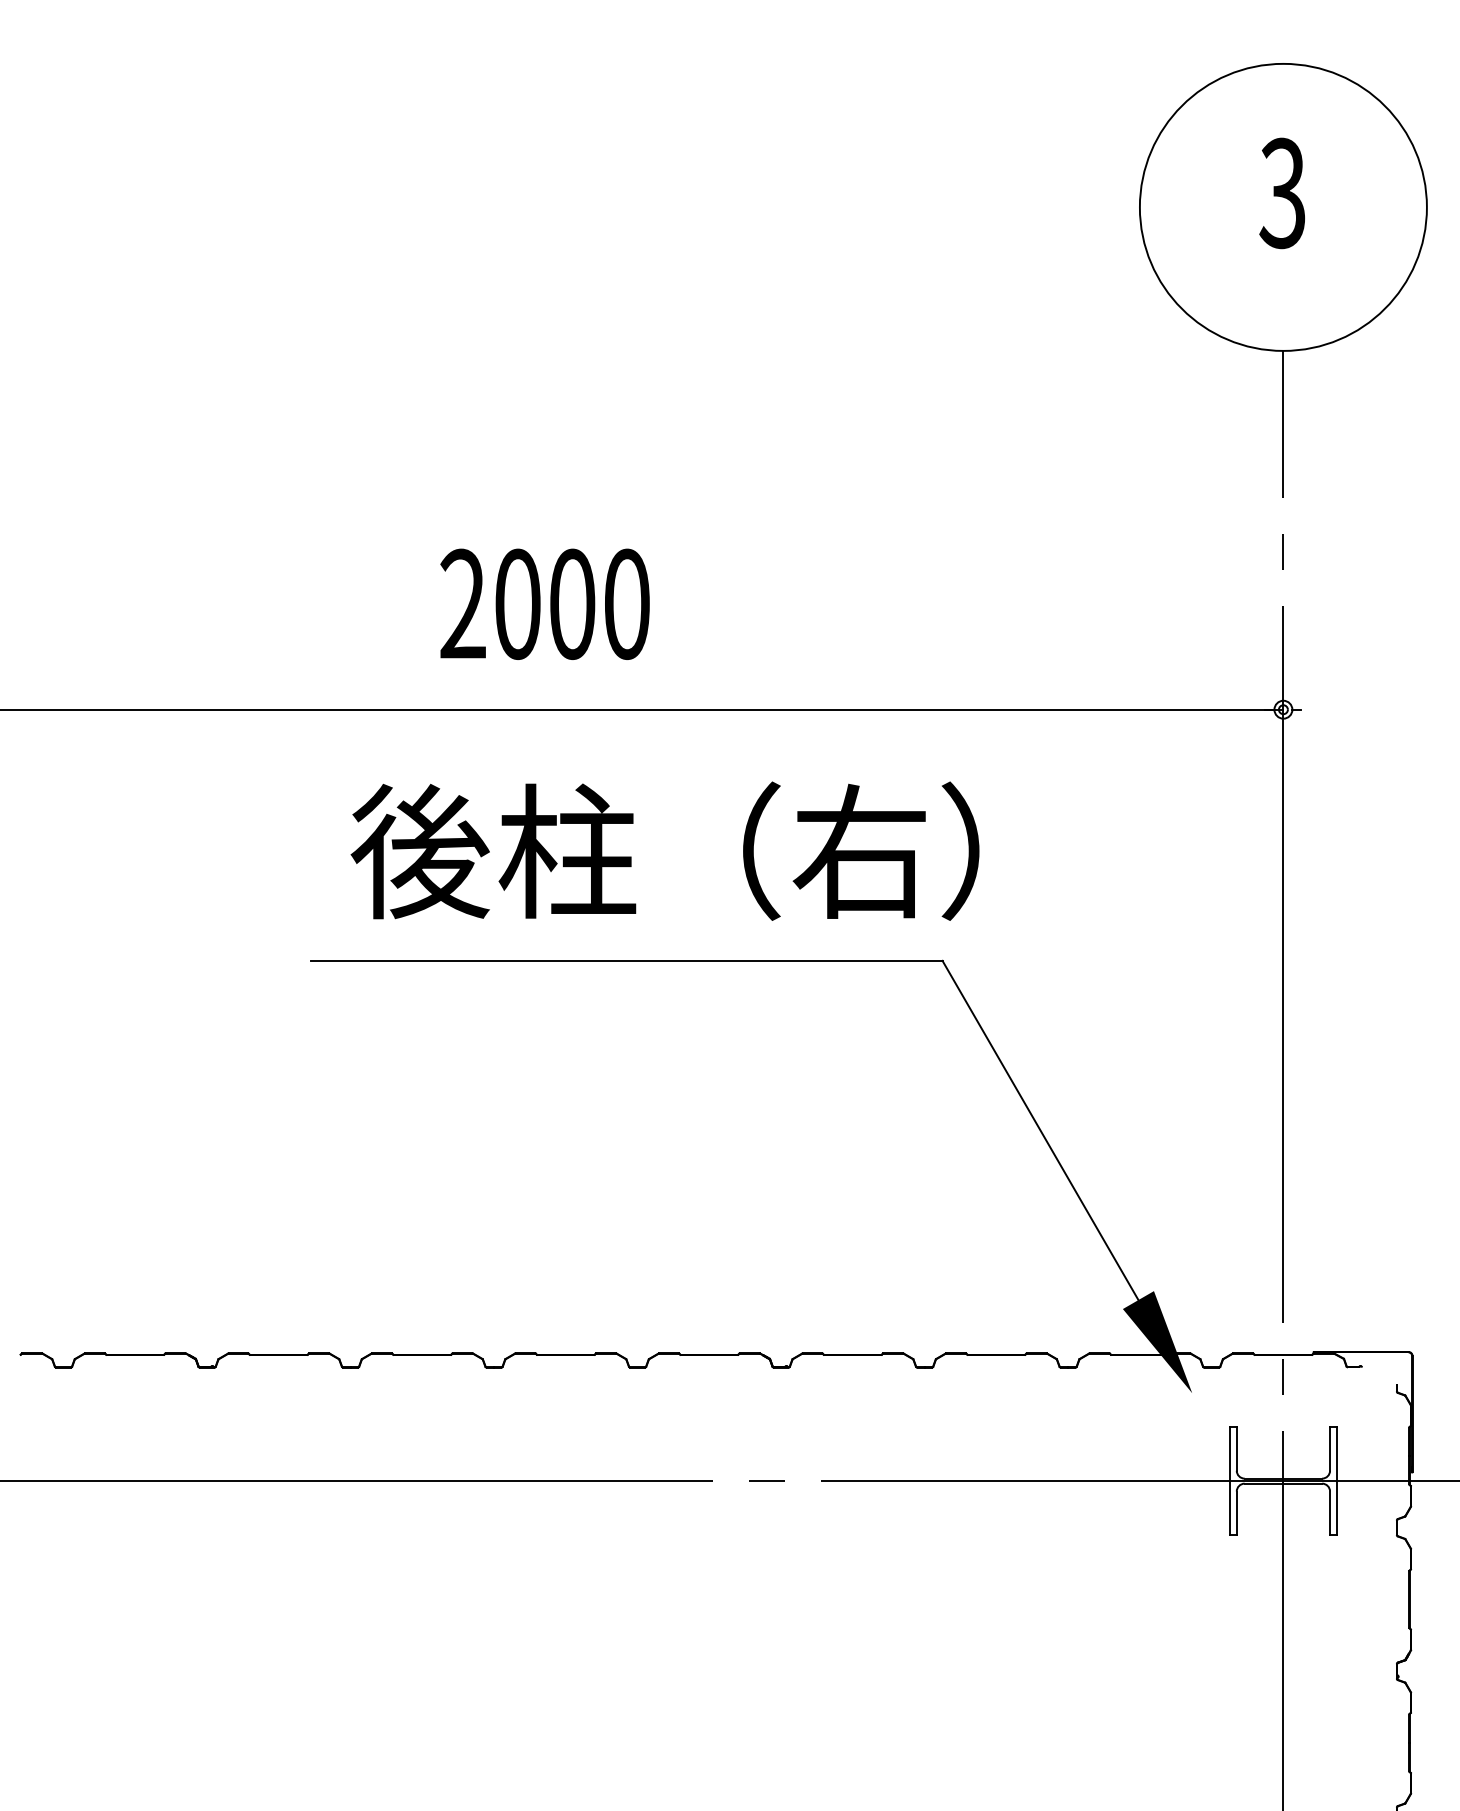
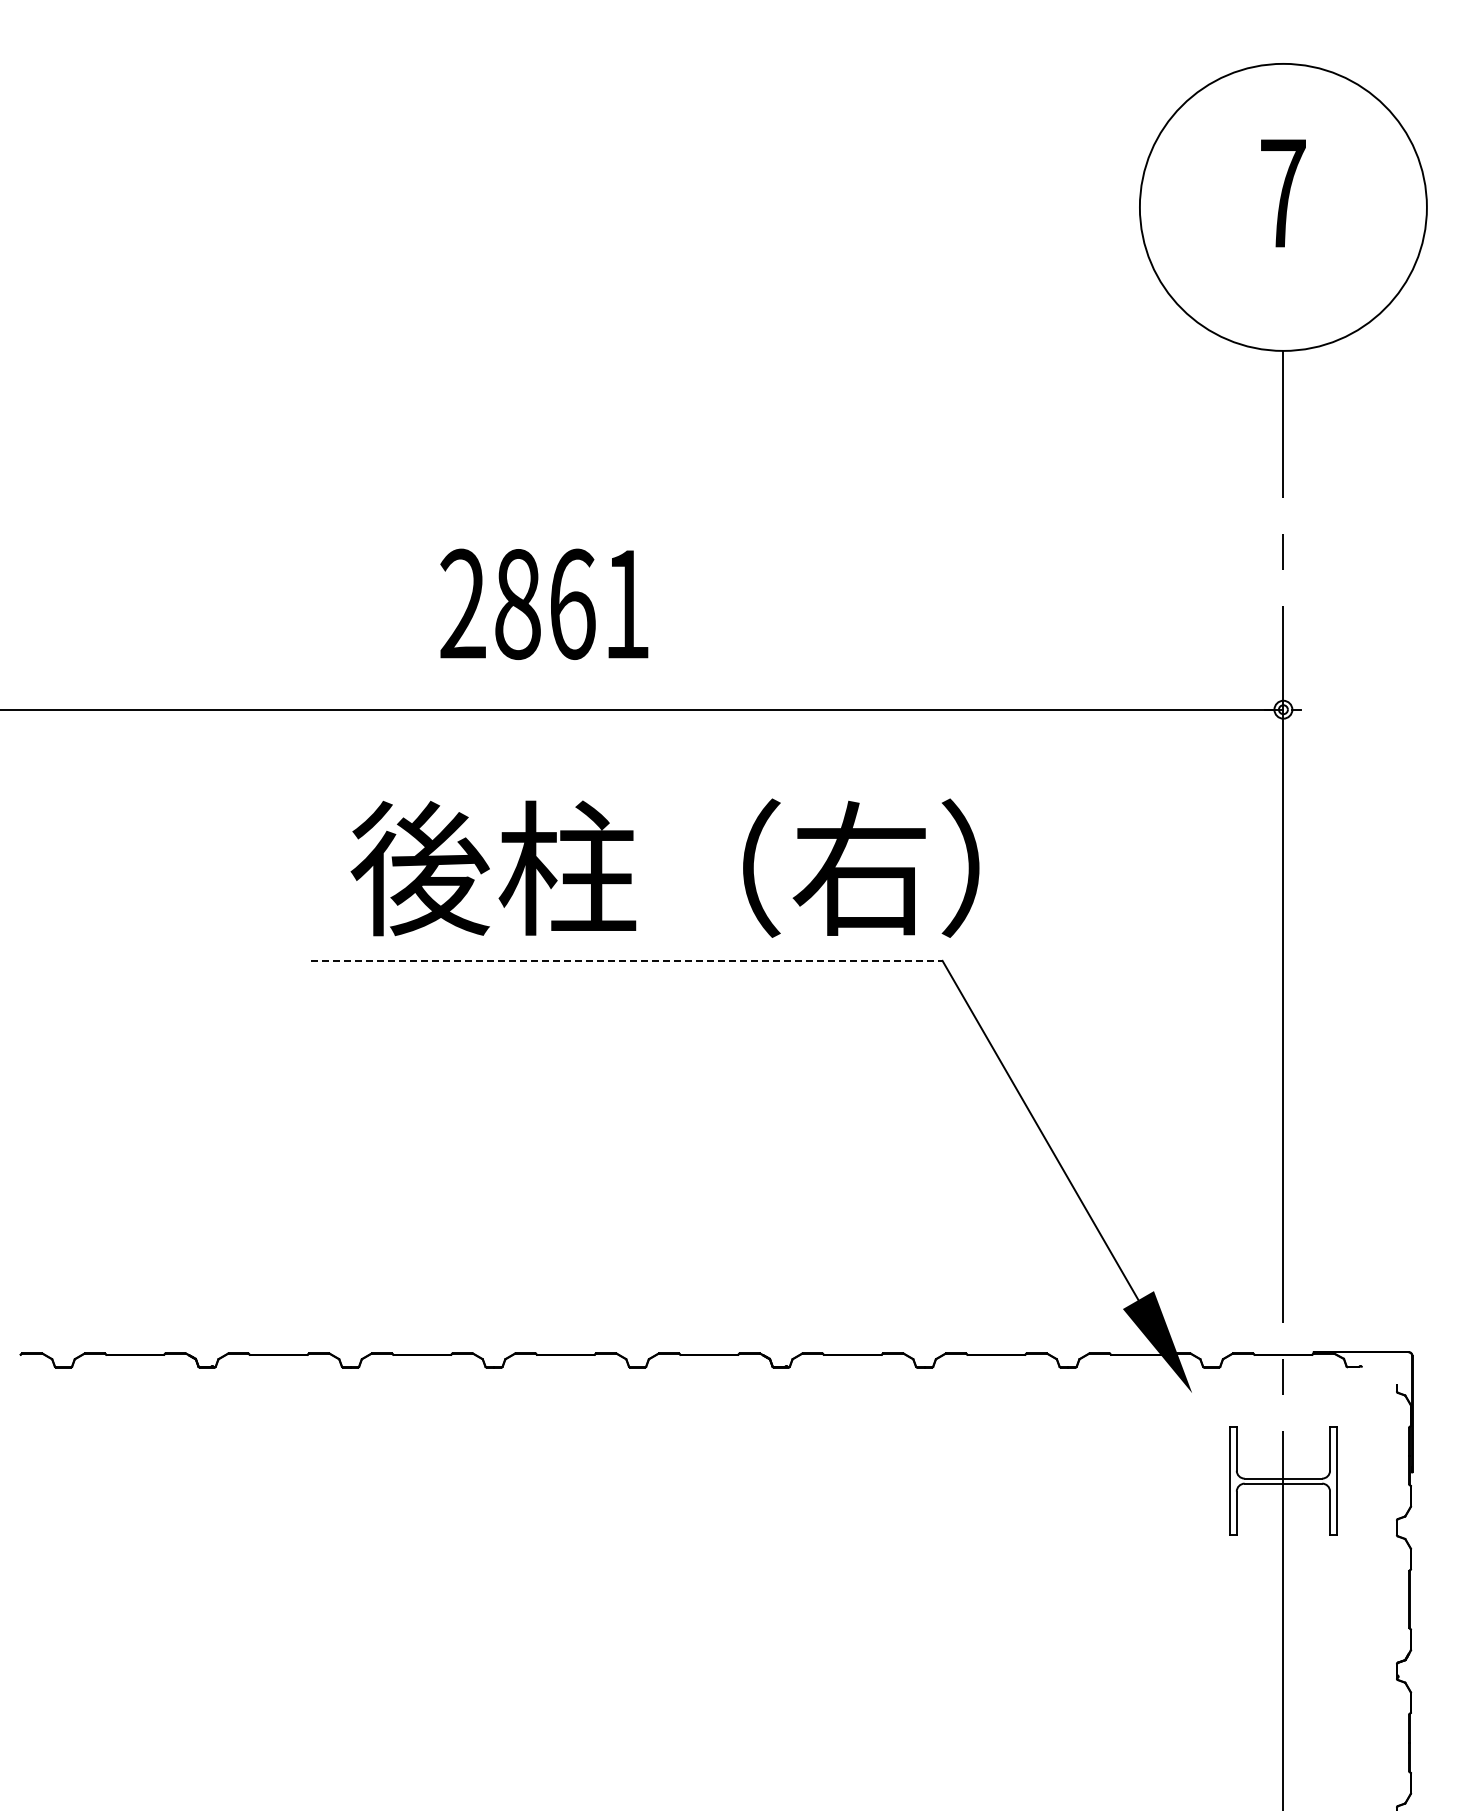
text: 3 -> 7 (1282, 193)
text: 2000 -> 2861 (572, 604)
text position: (664, 850) -> (664, 867) (664, 867)
line: solid -> dashed (626, 960)
line: present -> none (729, 1481)
